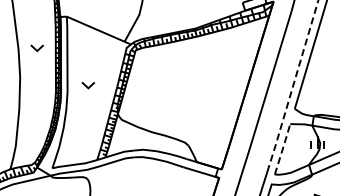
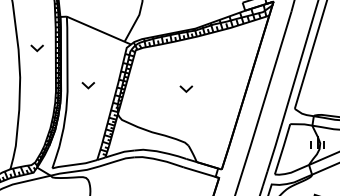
line: dashed -> solid (292, 86)
part: none -> present (186, 88)
line: dashed -> solid (282, 148)
